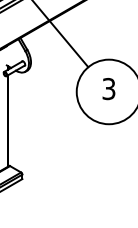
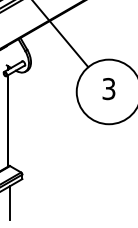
line: none -> present (9, 203)
